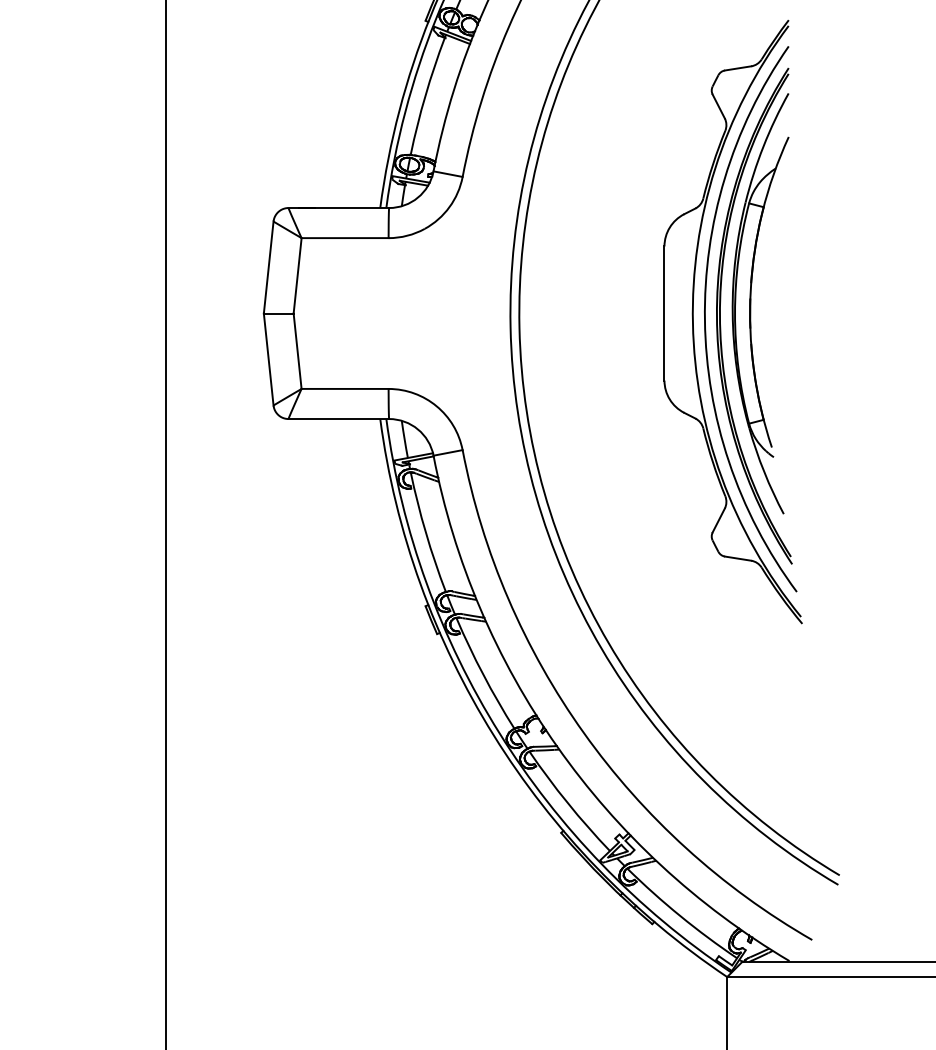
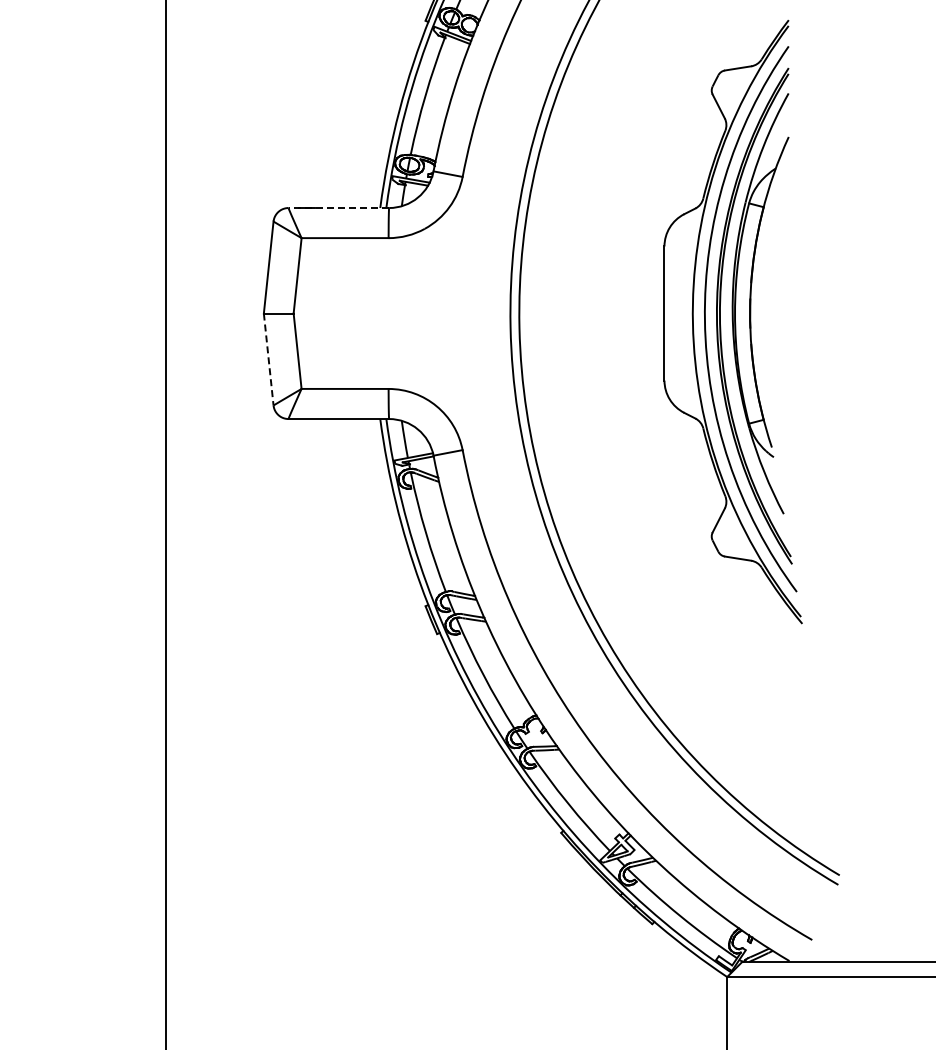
line: solid -> dashed (338, 208)
line: solid -> dashed (268, 360)
